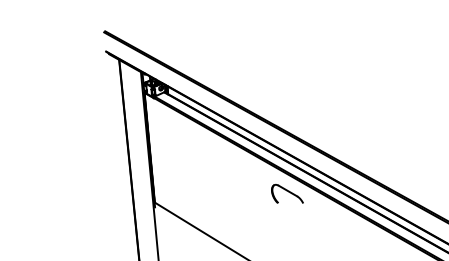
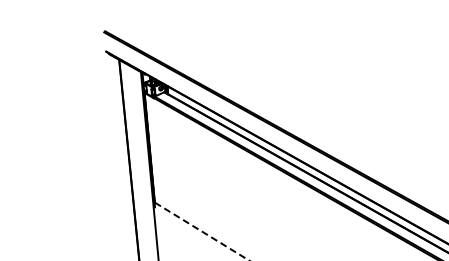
part: present -> none (287, 193)
line: solid -> dashed (202, 231)
